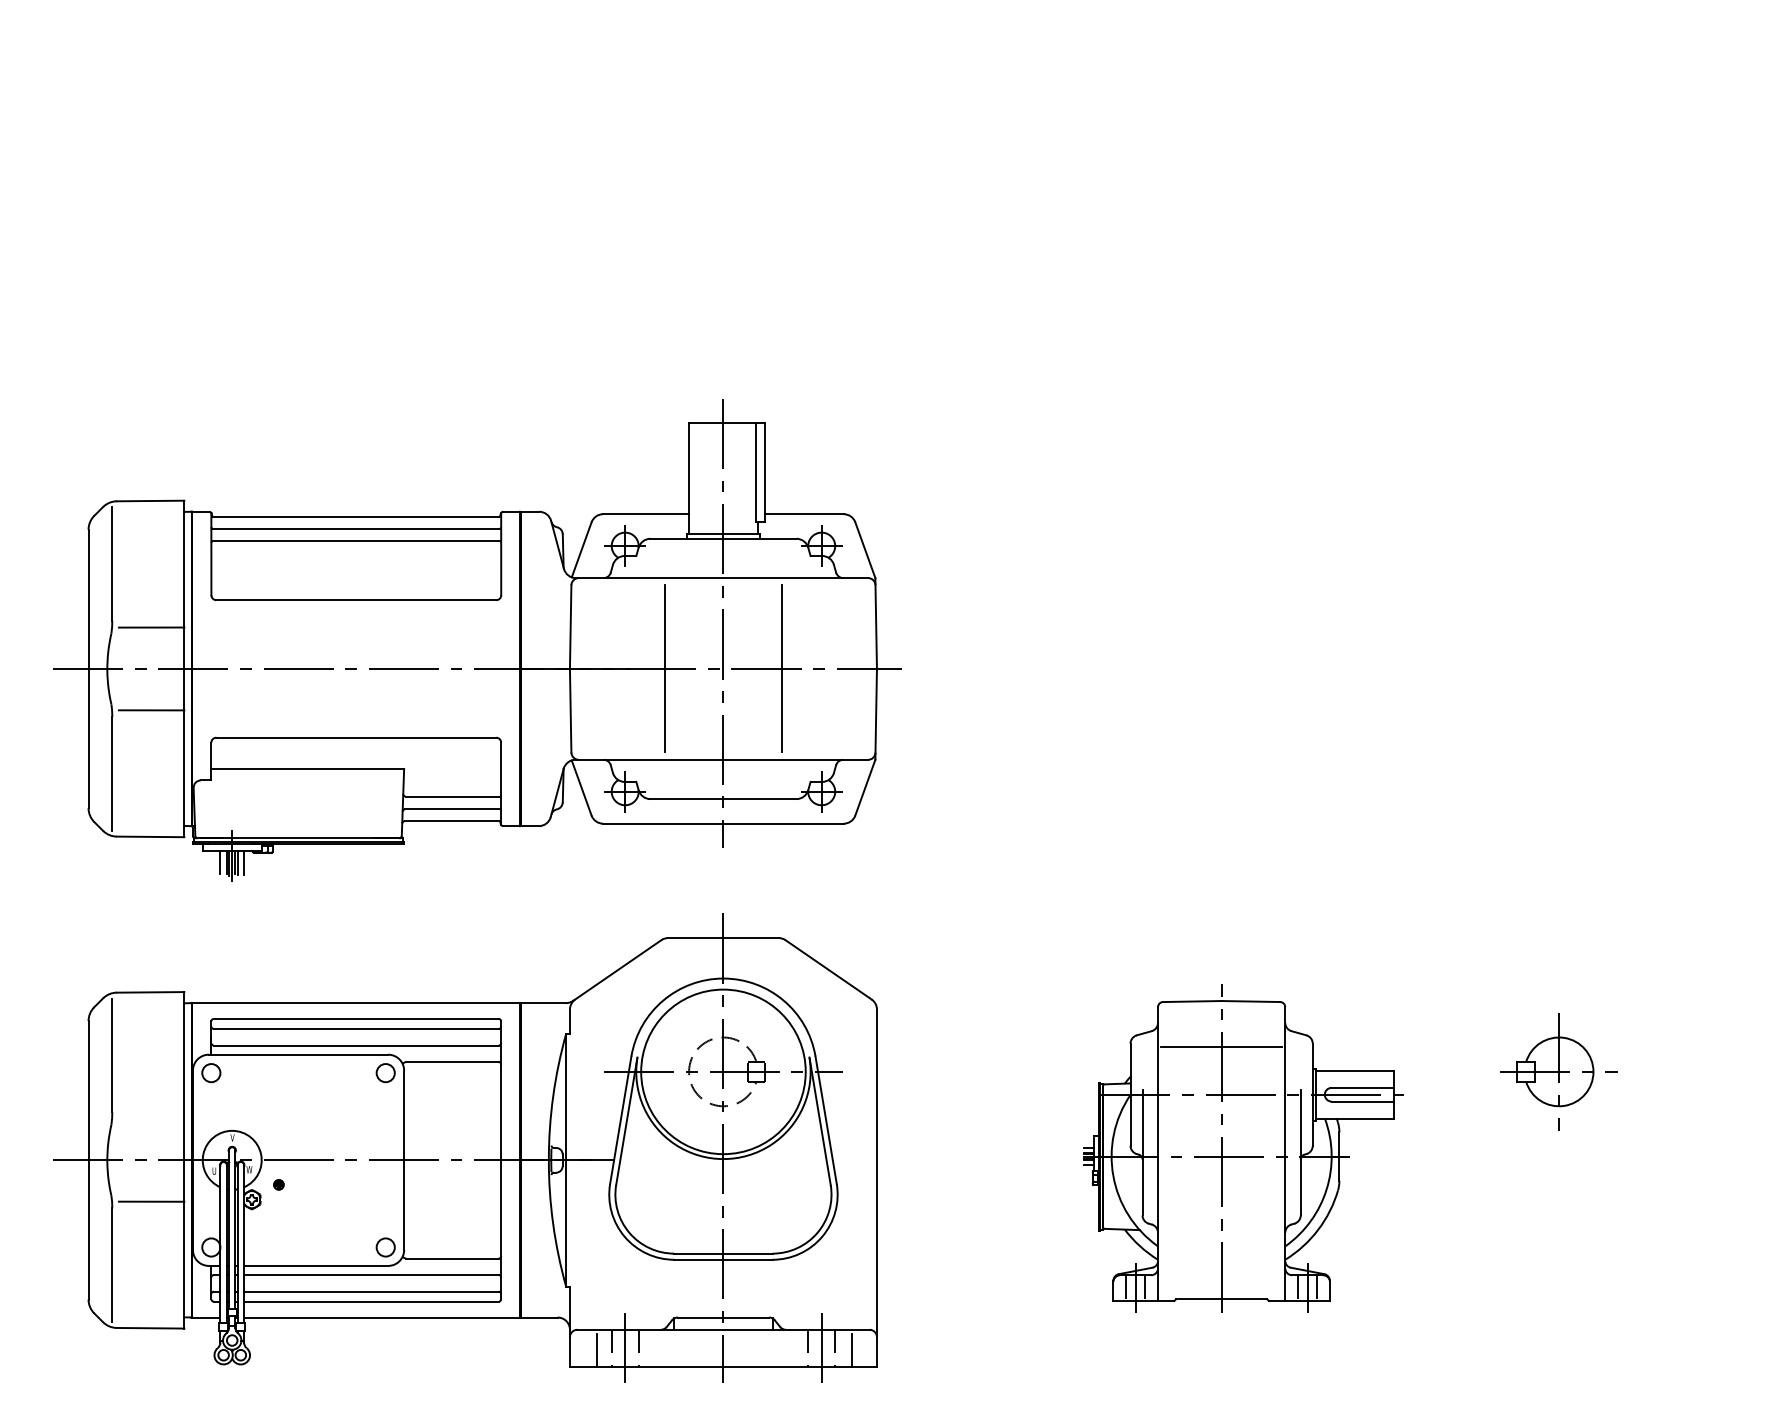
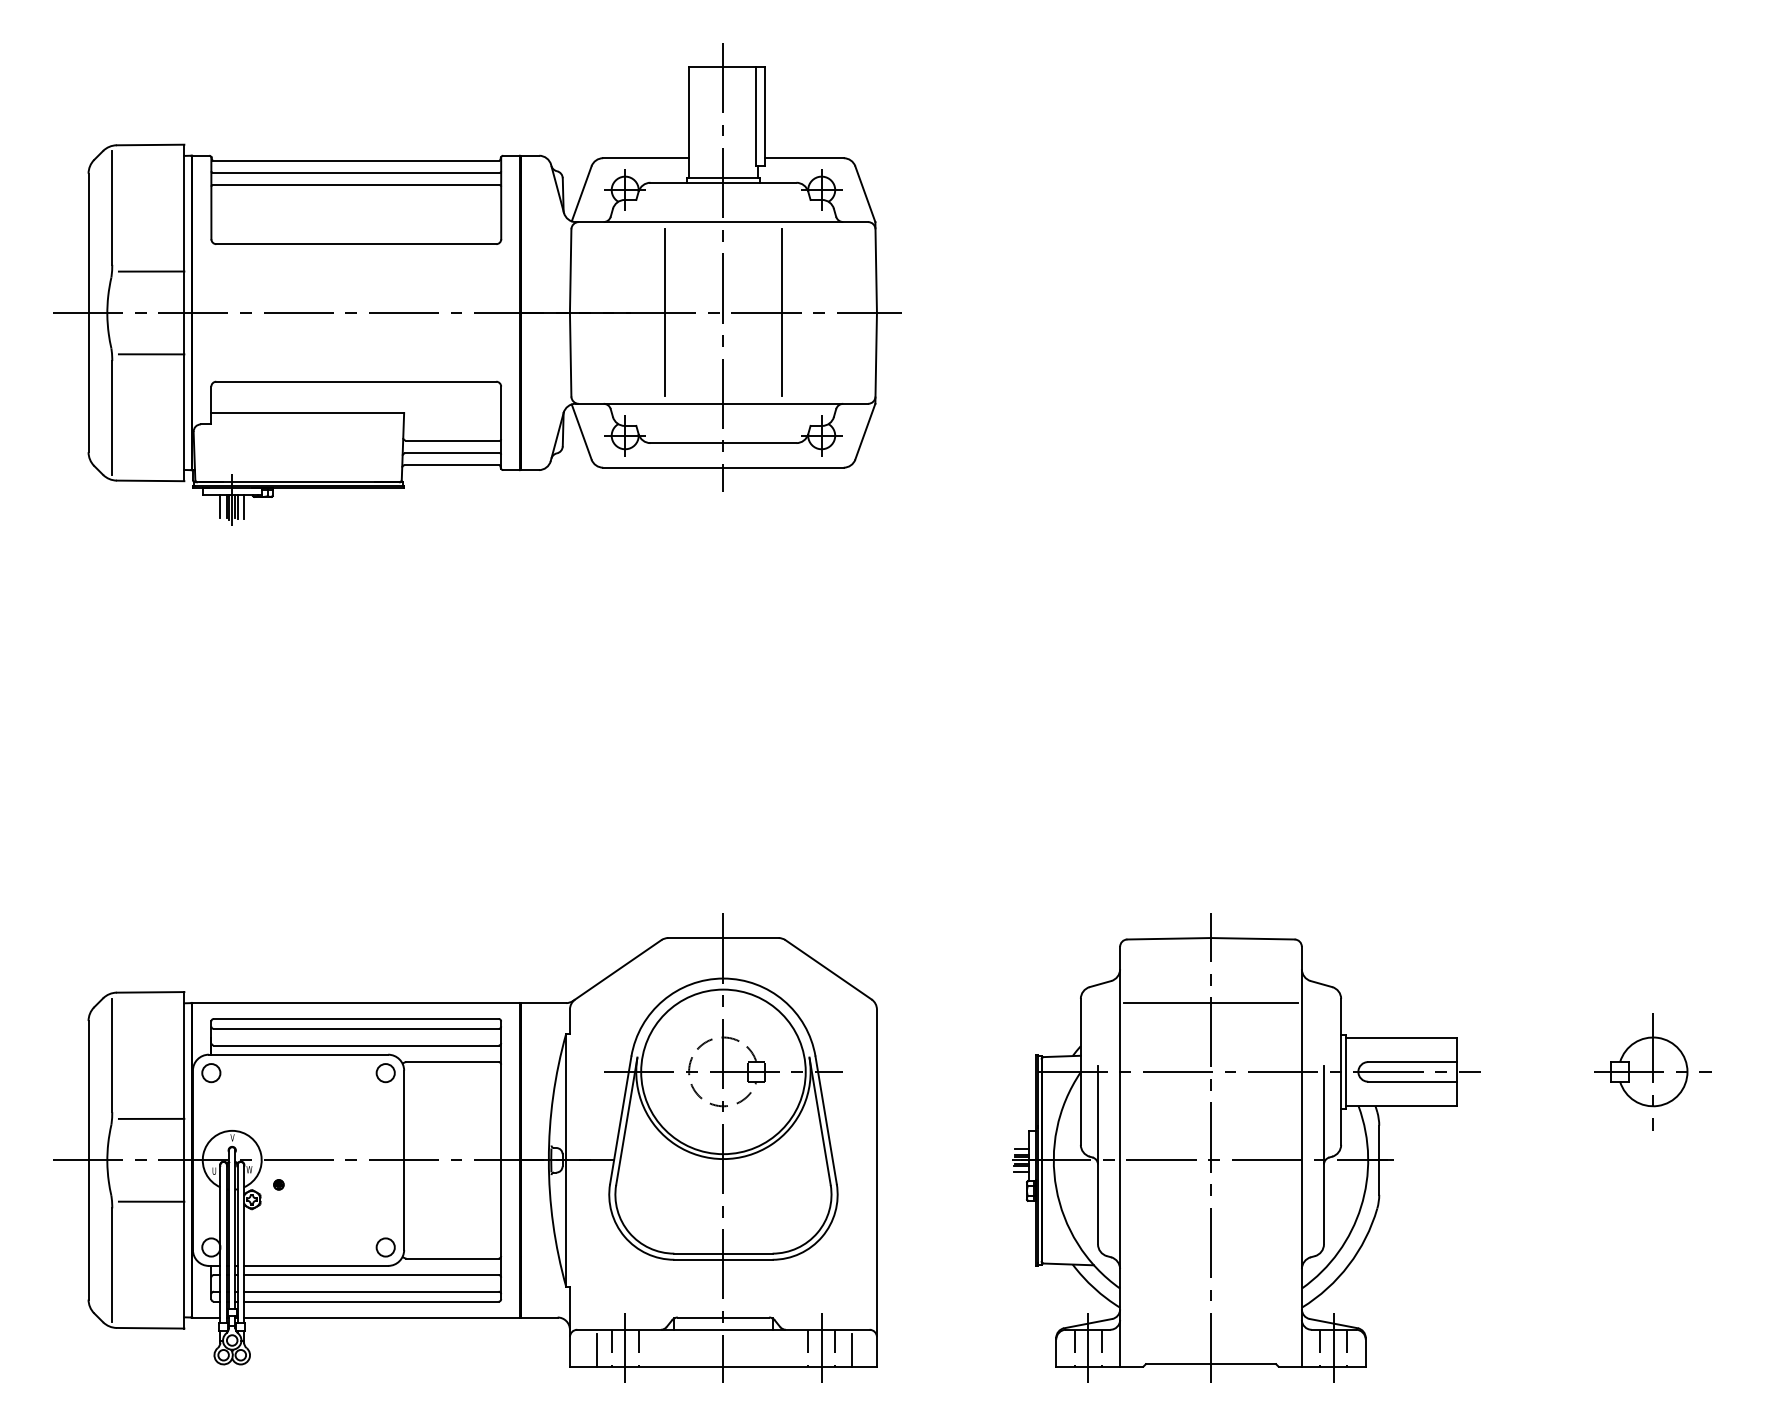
part position: (477, 640) -> (477, 284) (477, 284)
part position: (1558, 1071) -> (1652, 1071) (1652, 1071)
line: none -> present (151, 1118)
part size: 321x329 px -> 469x470 px (1246, 1147)
